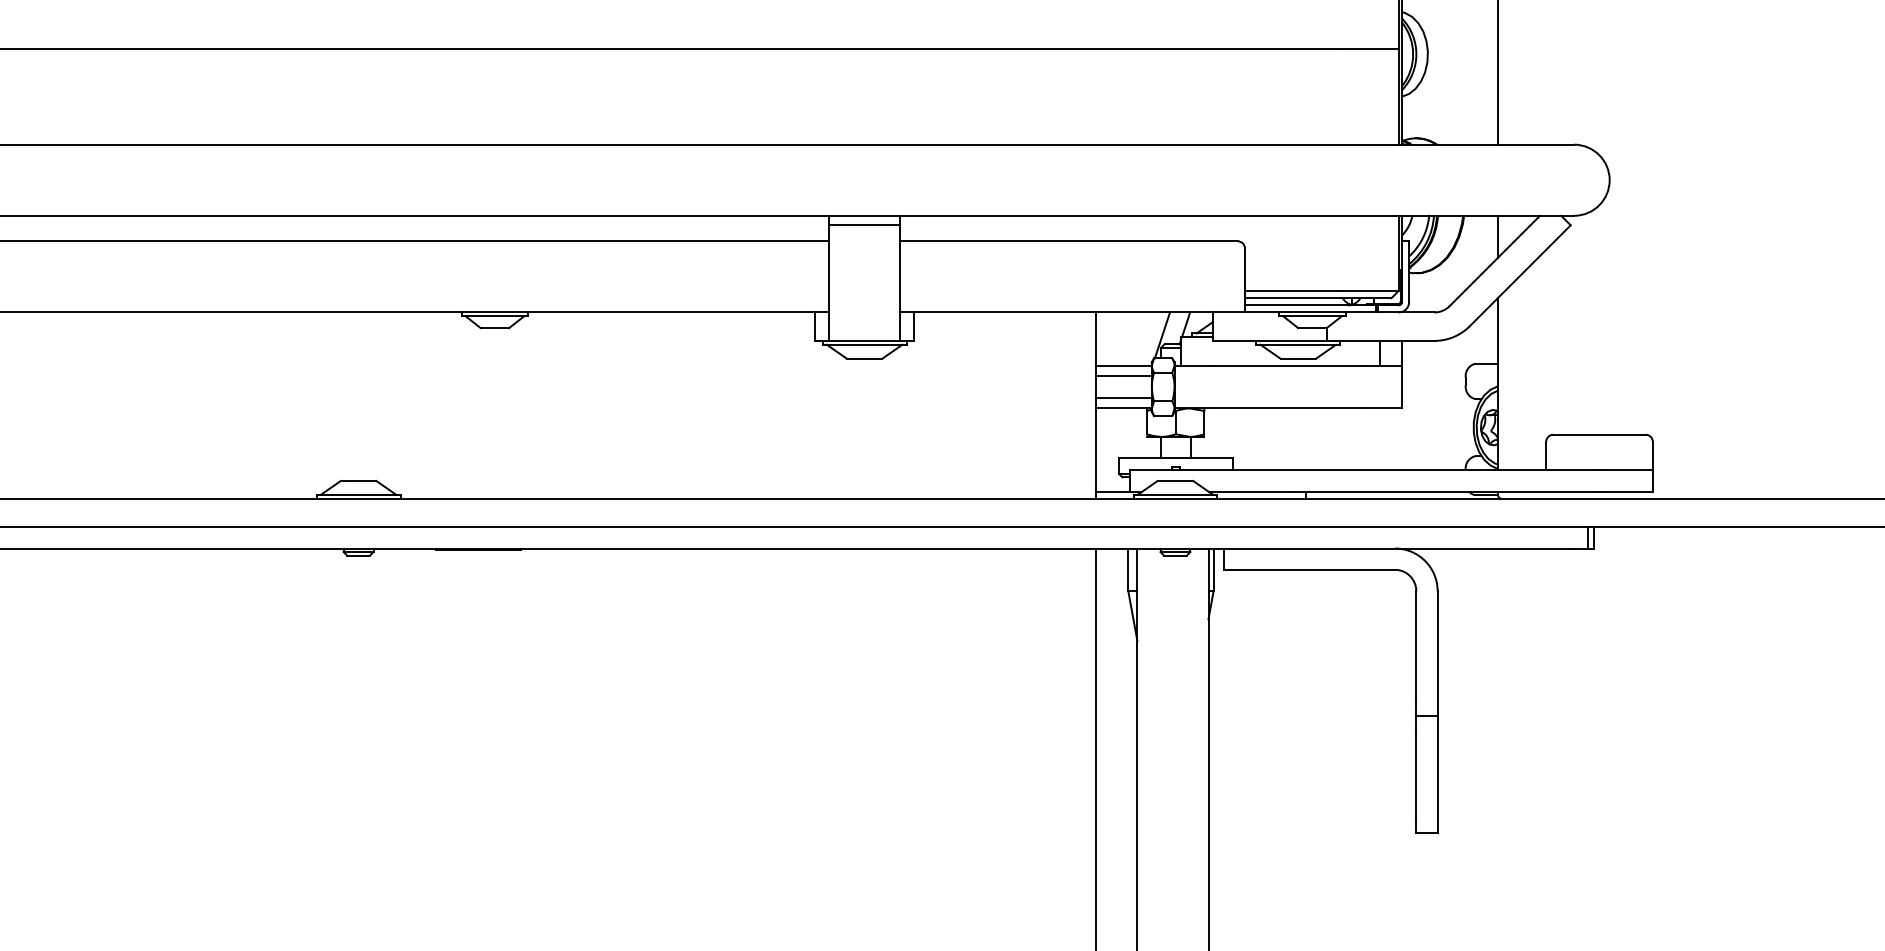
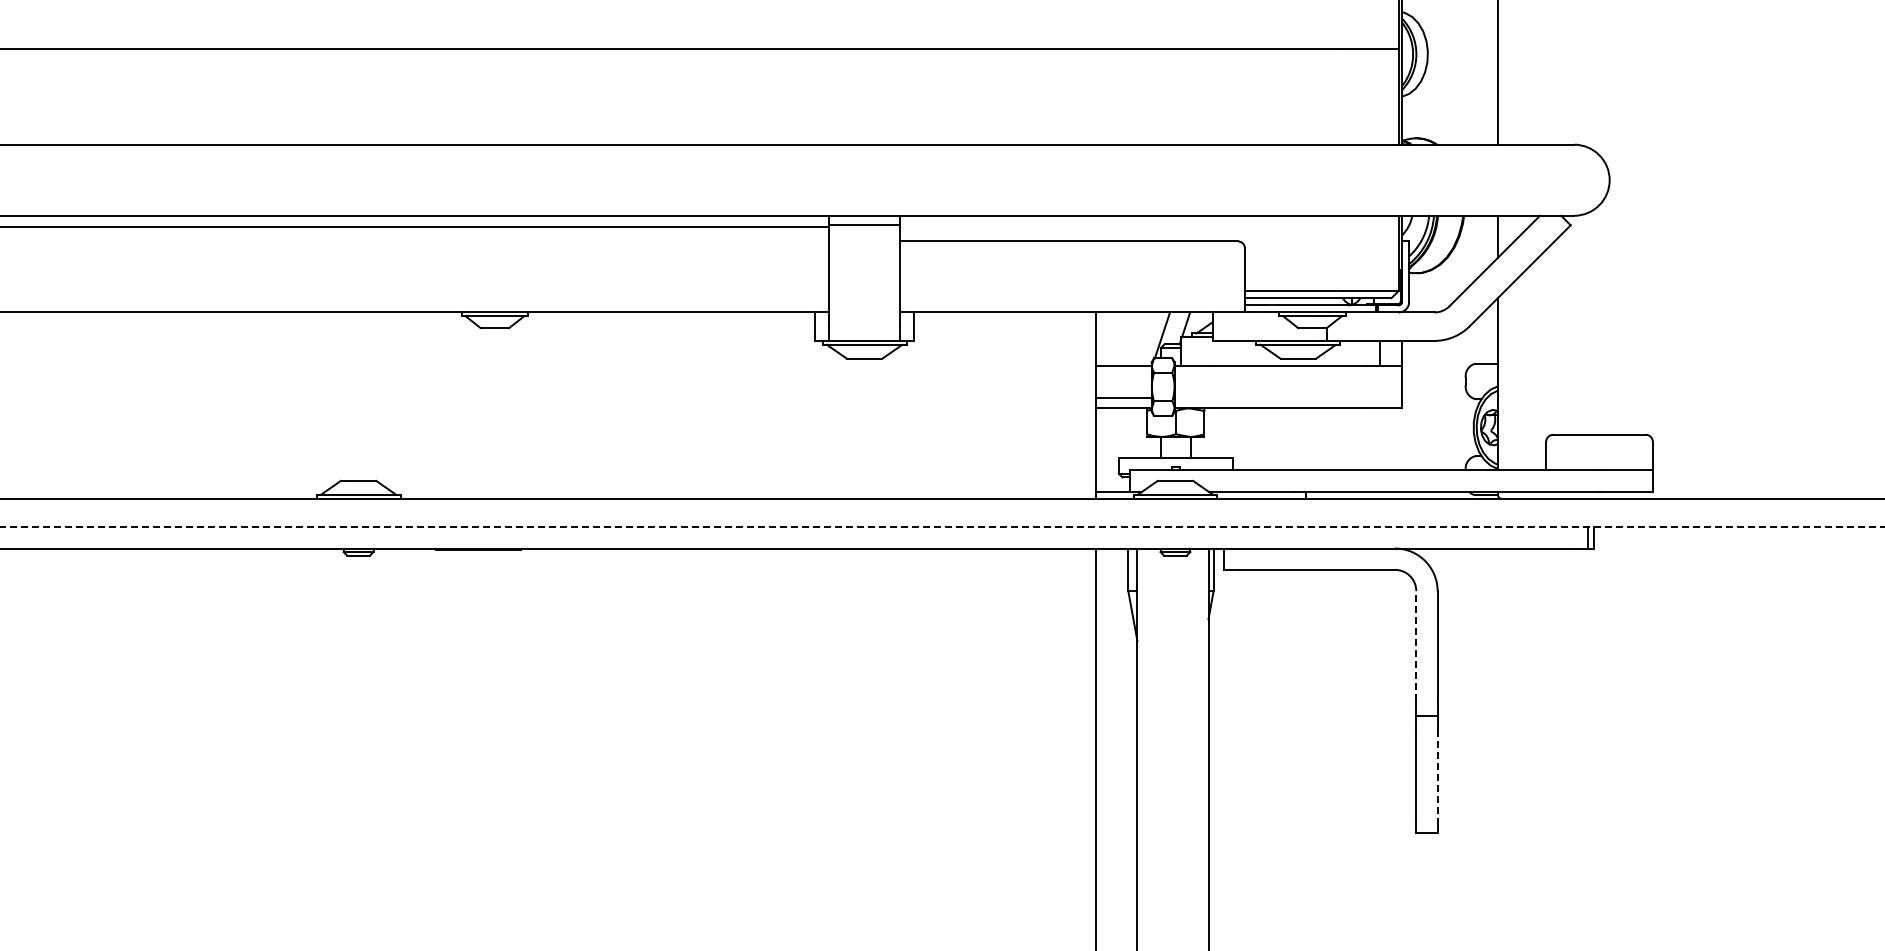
line position: (415, 241) -> (415, 227) (415, 227)
line: present -> none (1123, 375)
line: solid -> dashed (942, 527)
line: solid -> dashed (1416, 645)
line: solid -> dashed (1437, 774)
